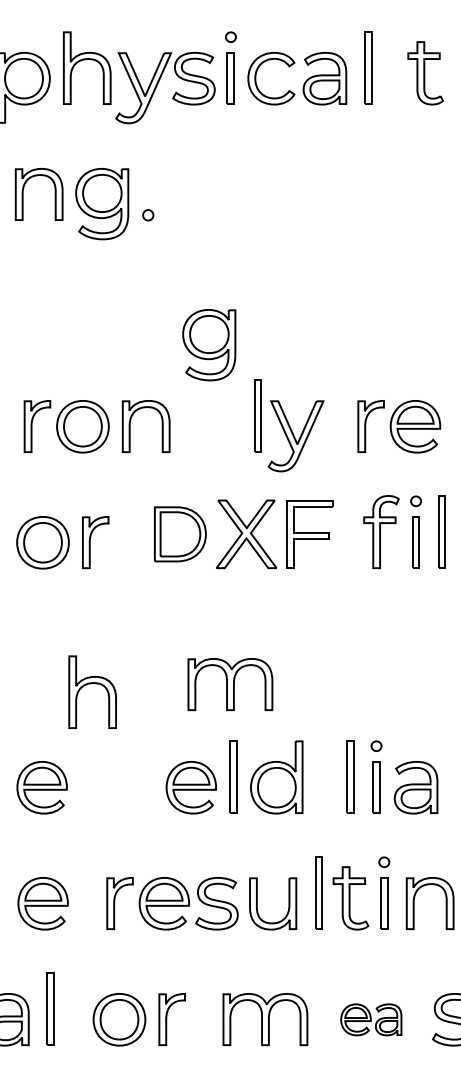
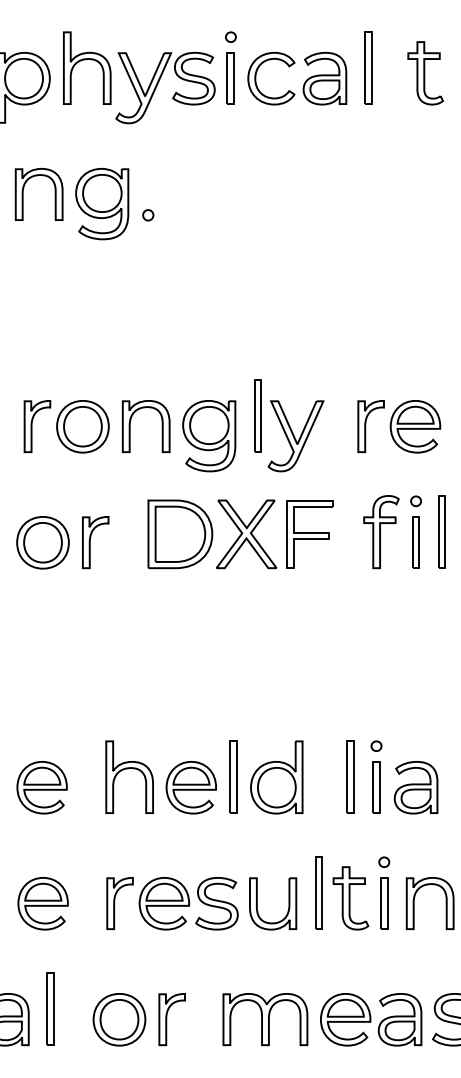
part position: (209, 345) -> (209, 436) (209, 436)
part size: 53x57 px -> 67x71 px (180, 534)
part position: (91, 684) -> (128, 769) (128, 769)
part: present -> none (230, 684)
part size: 63x34 px -> 103x54 px (371, 1019)
